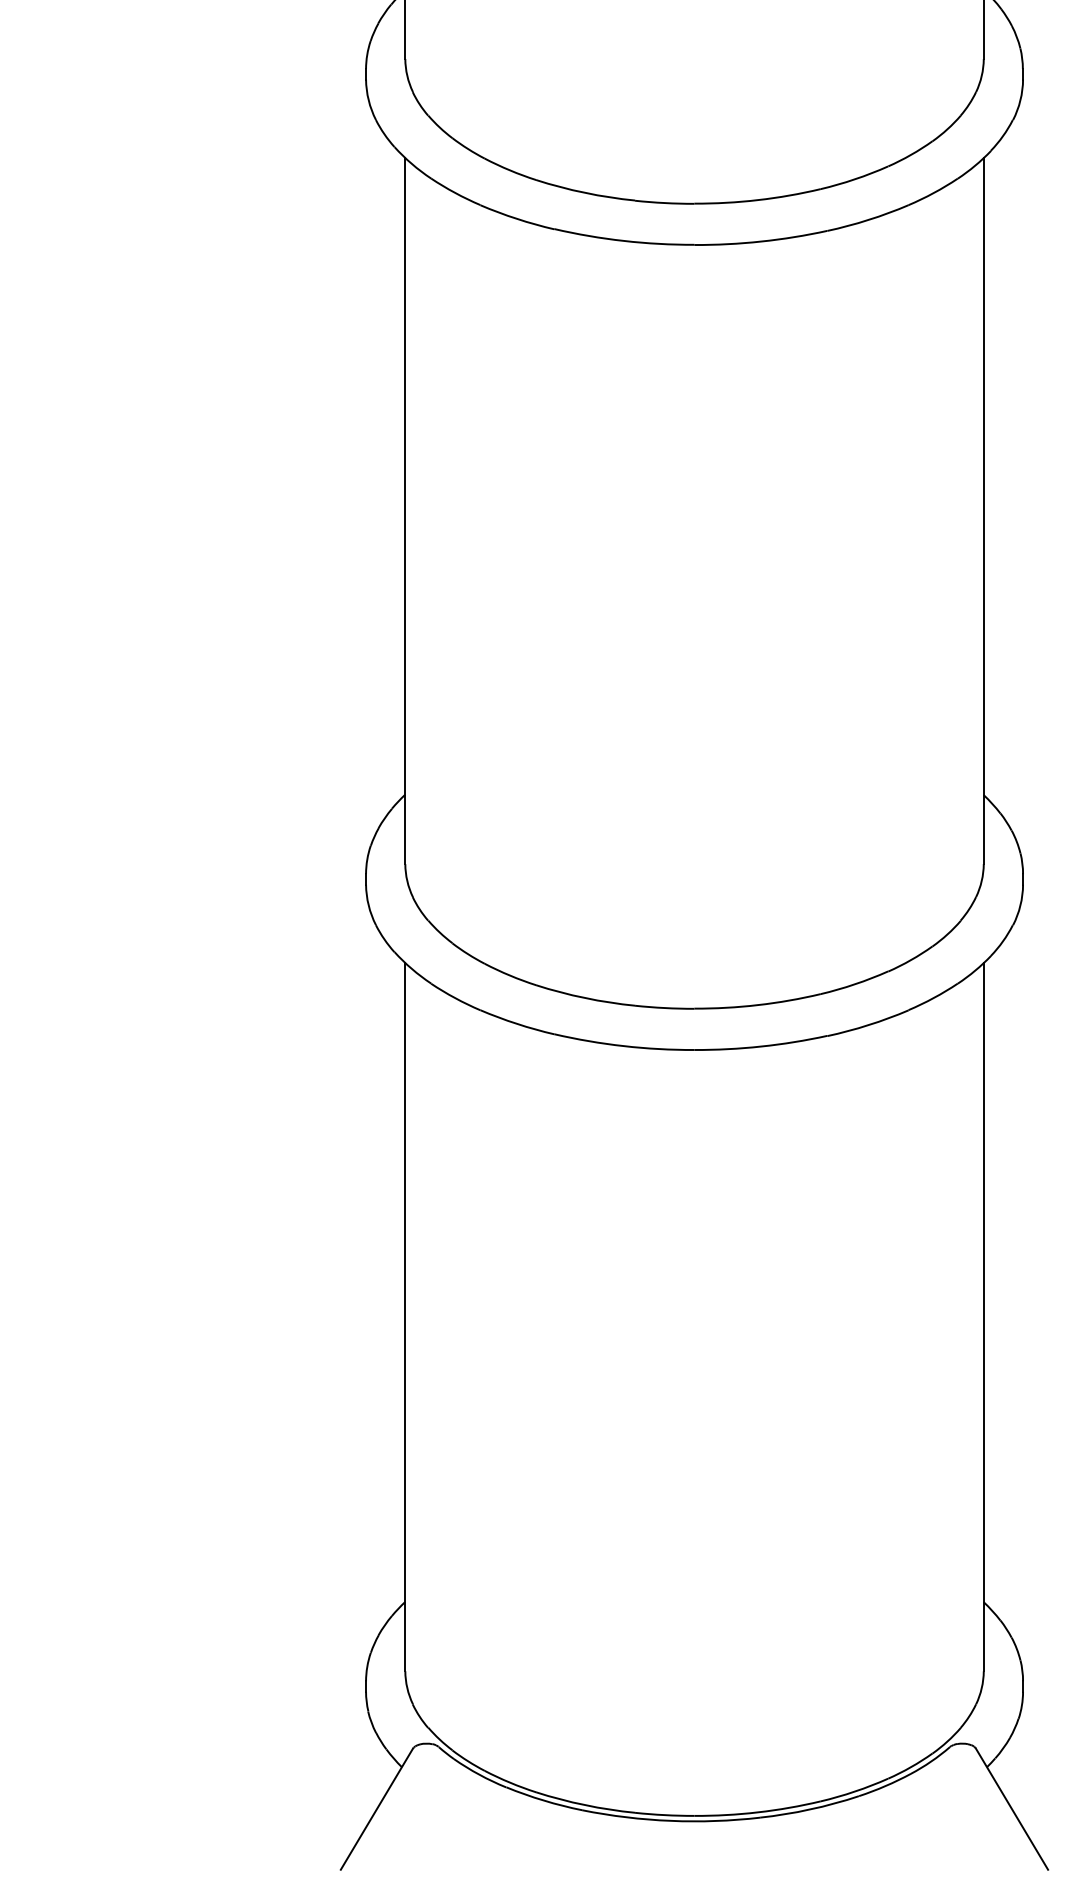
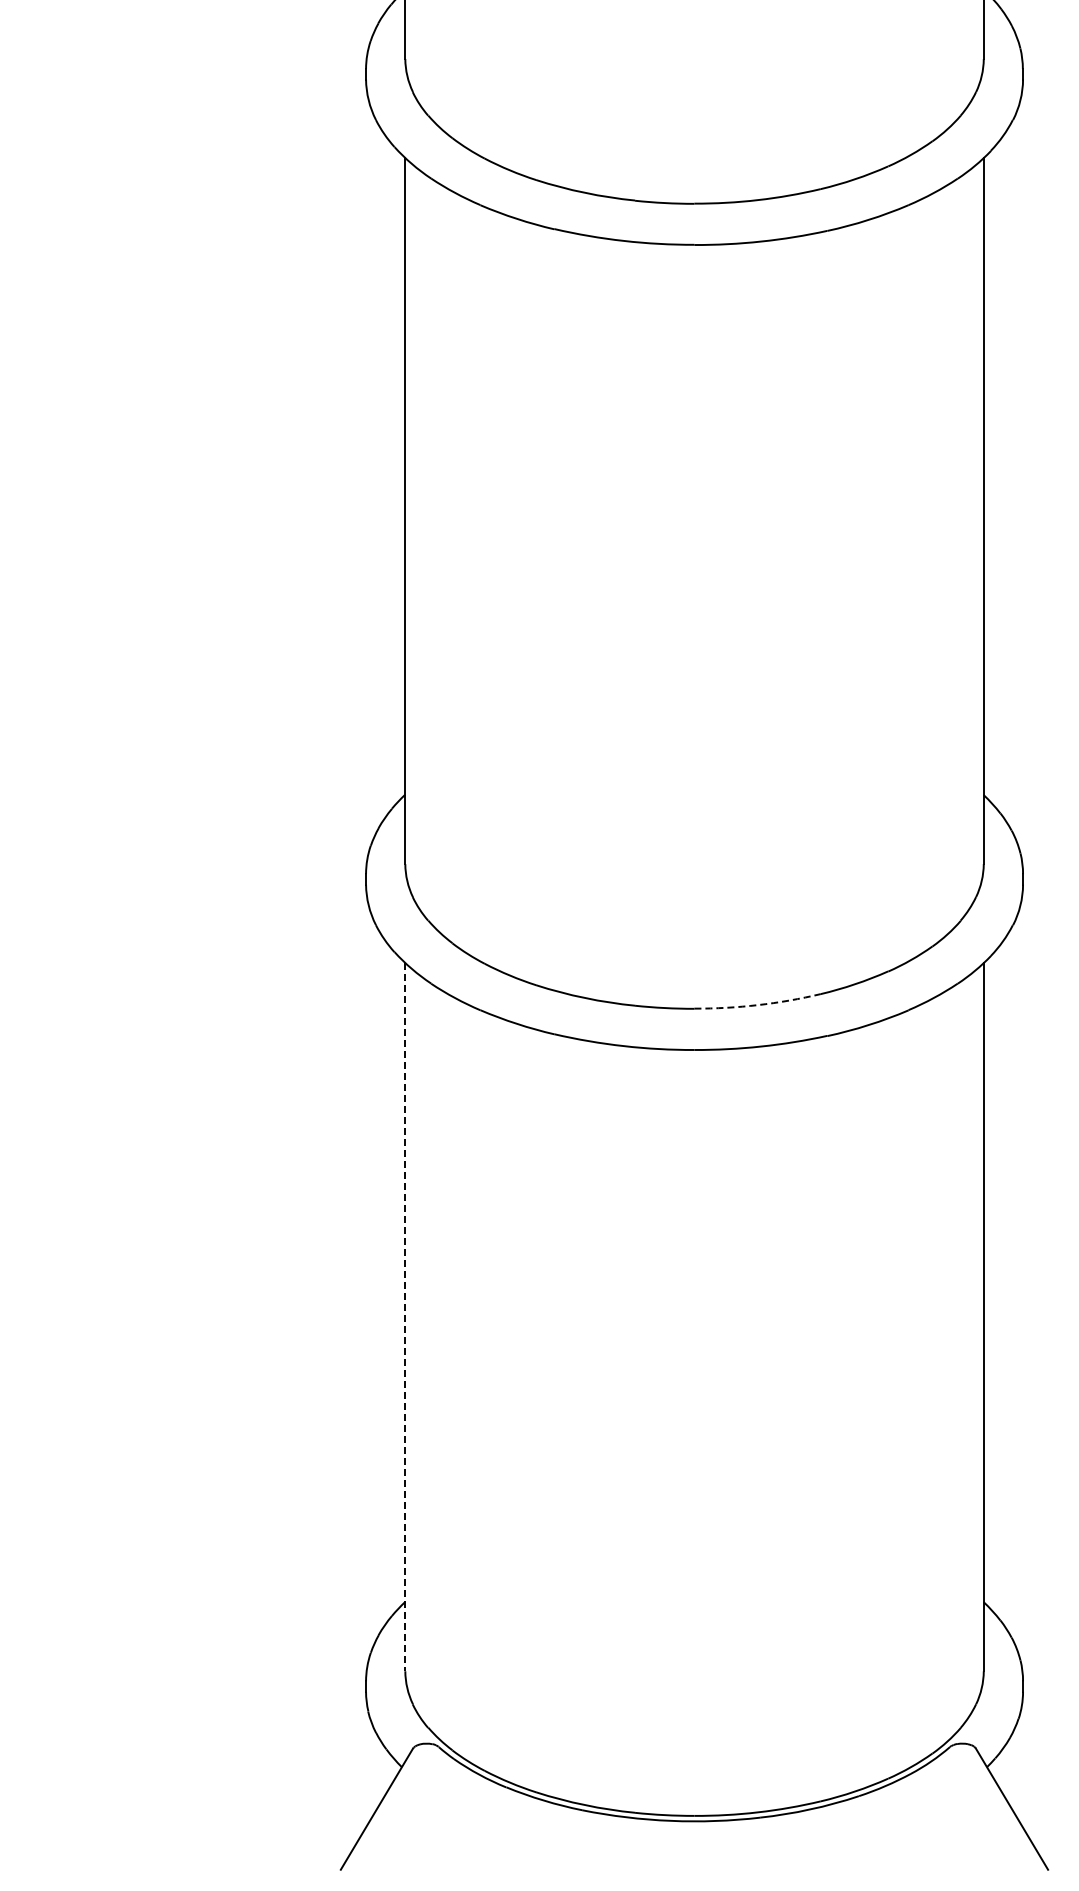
arc: solid -> dashed (758, 1005)
line: solid -> dashed (405, 1317)
